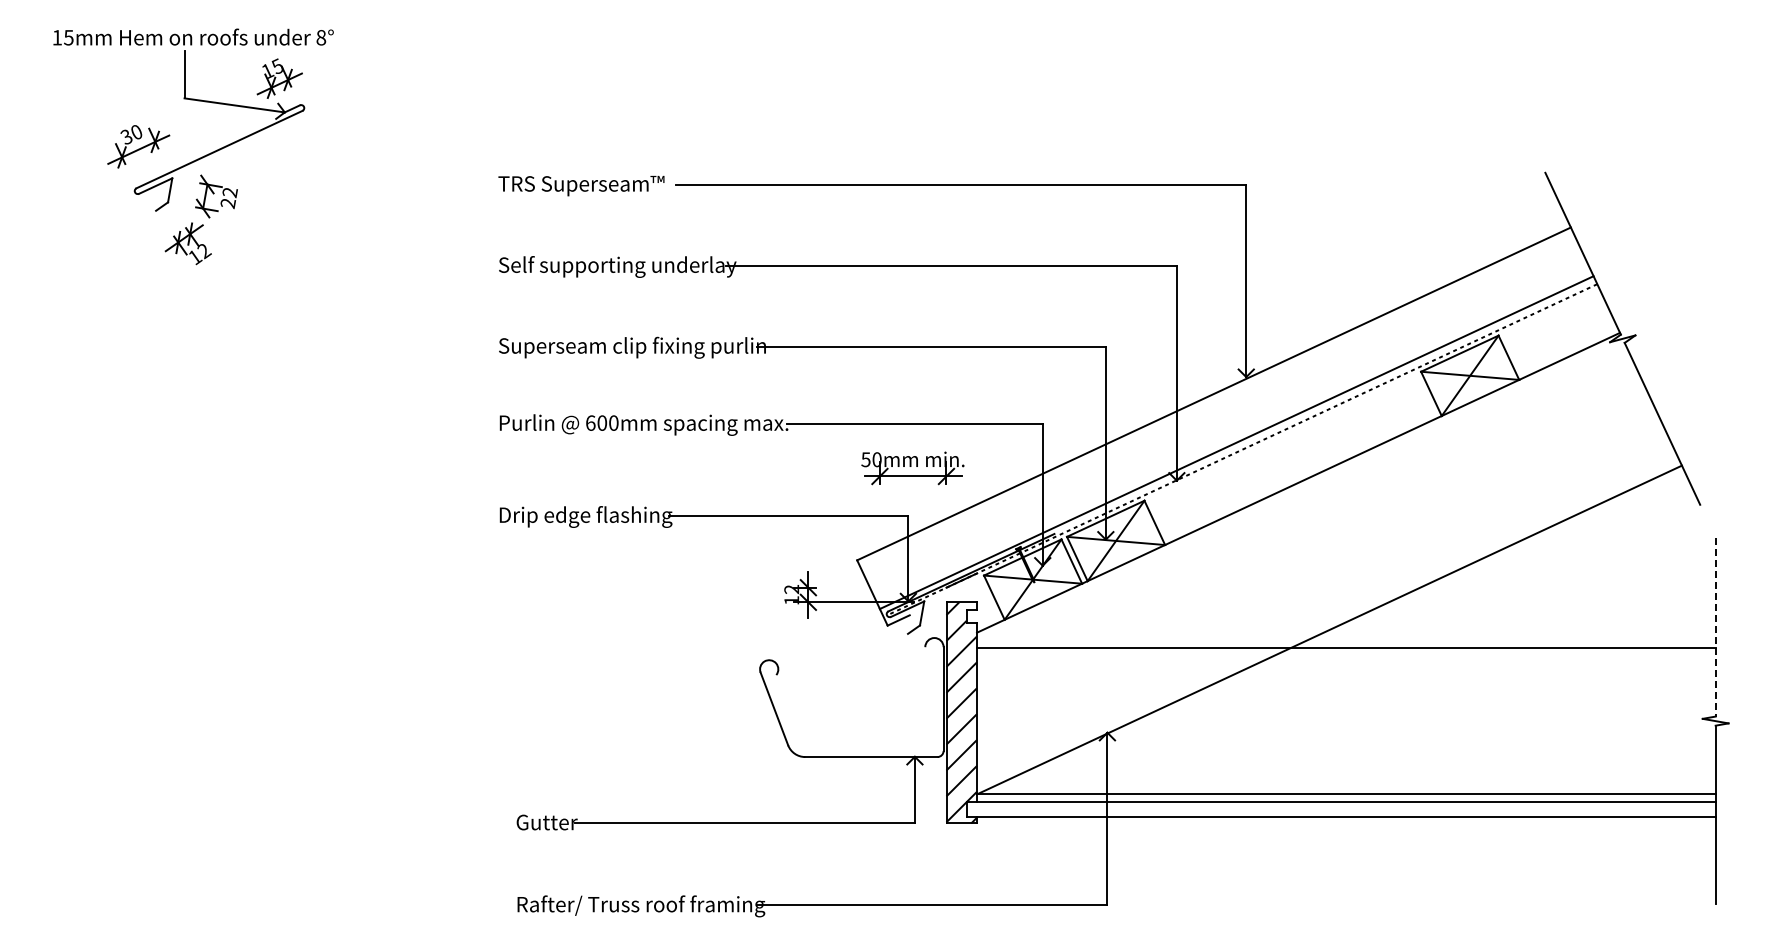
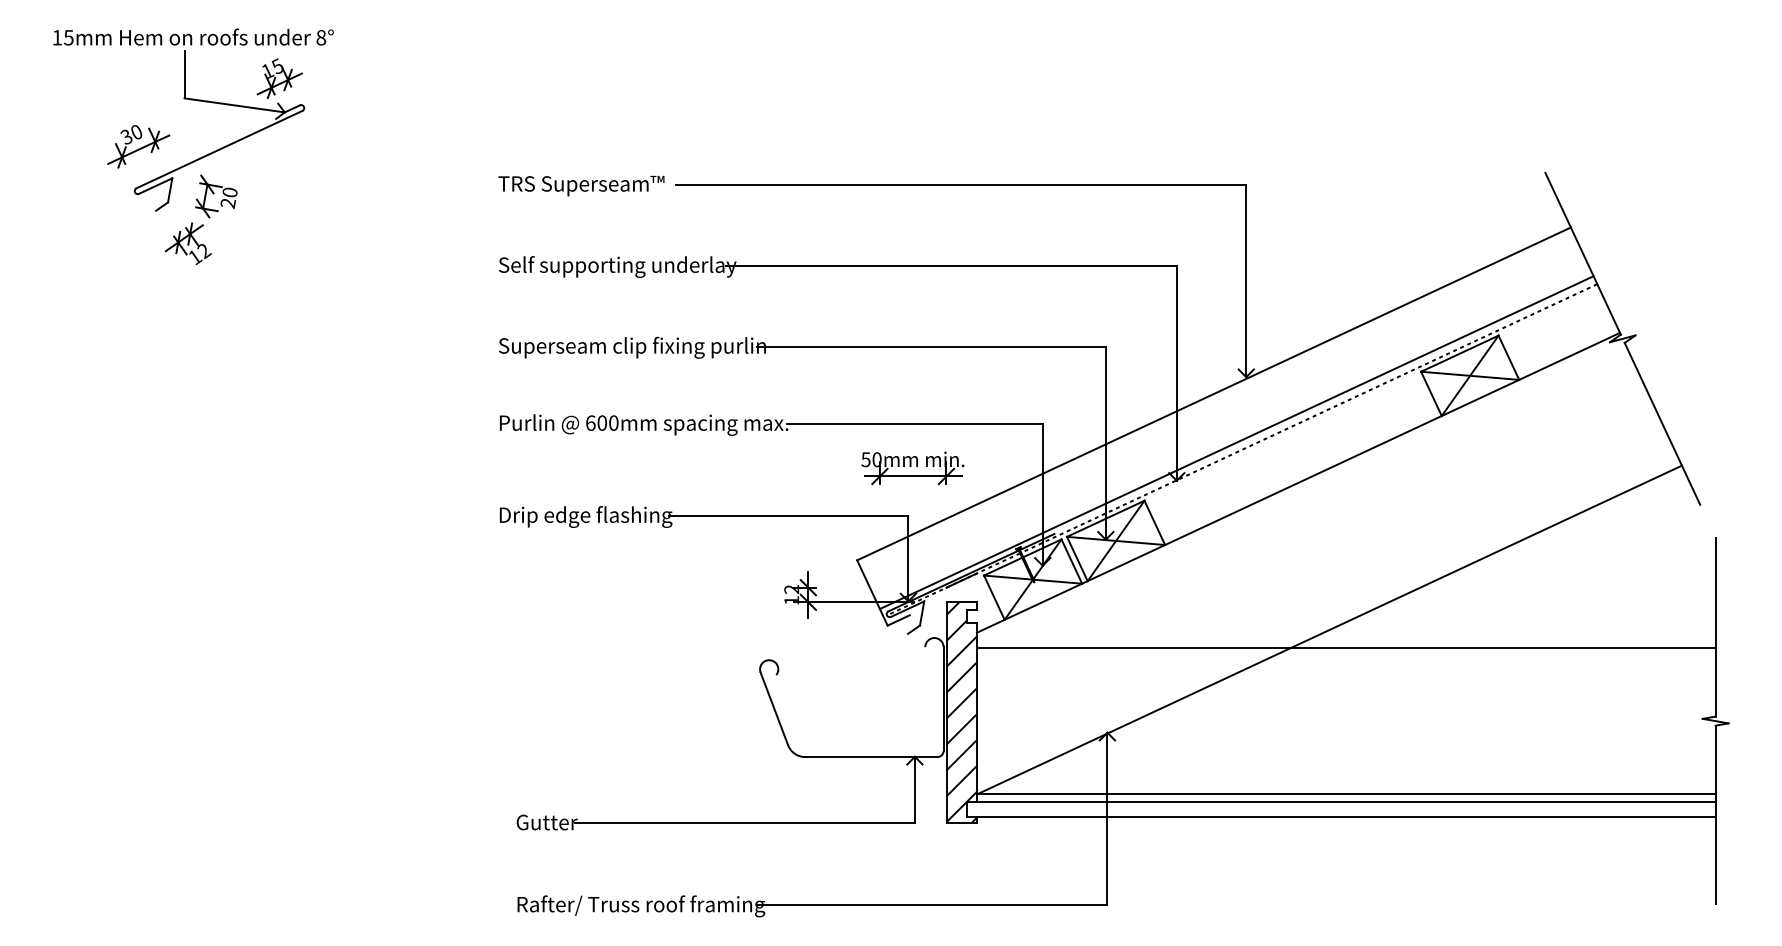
text: 22 -> 20 (229, 192)
line: dashed -> solid (1715, 627)
